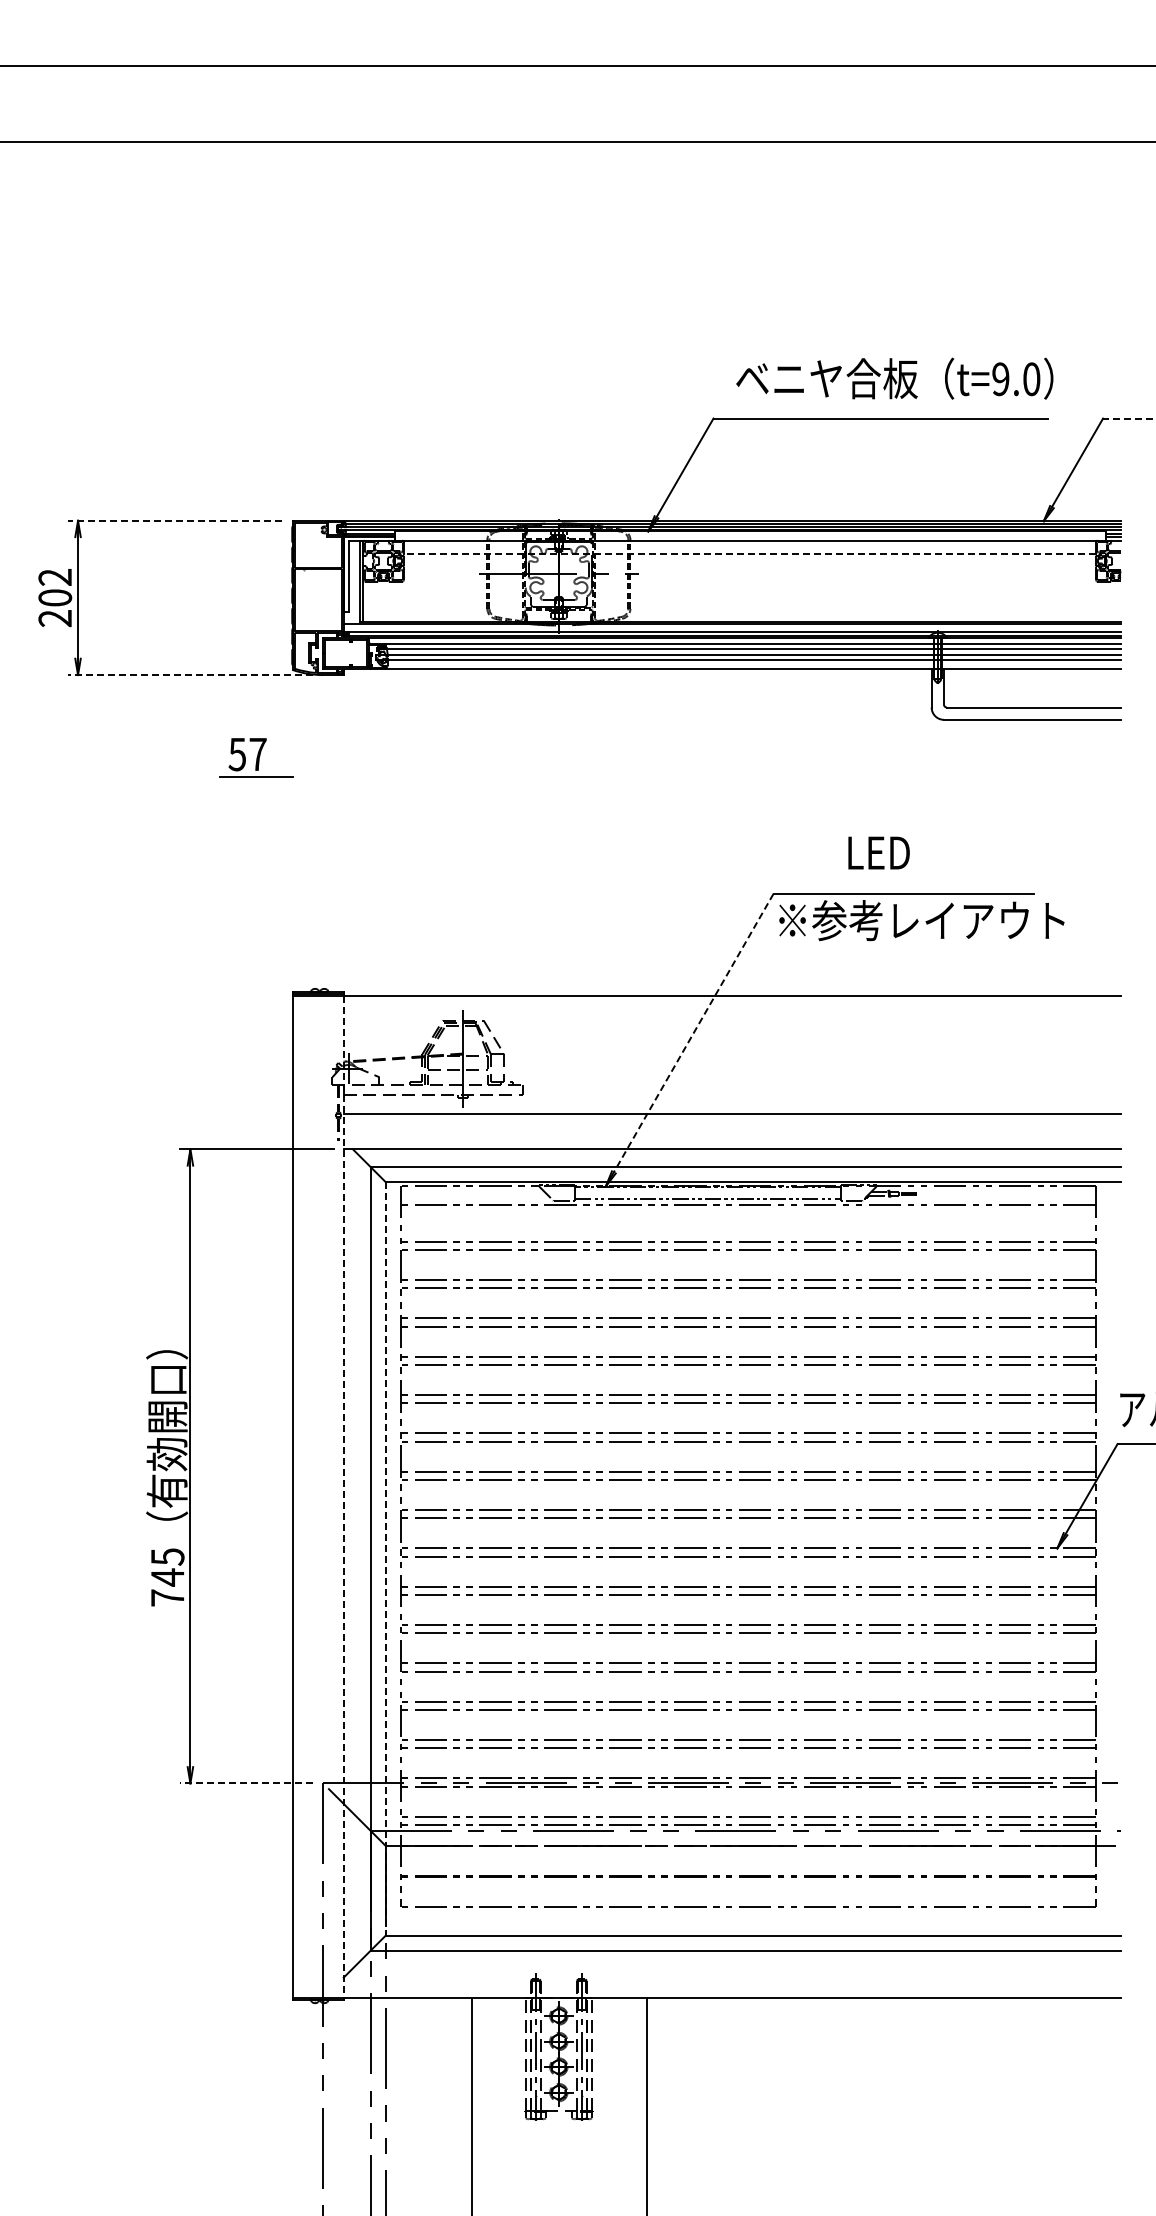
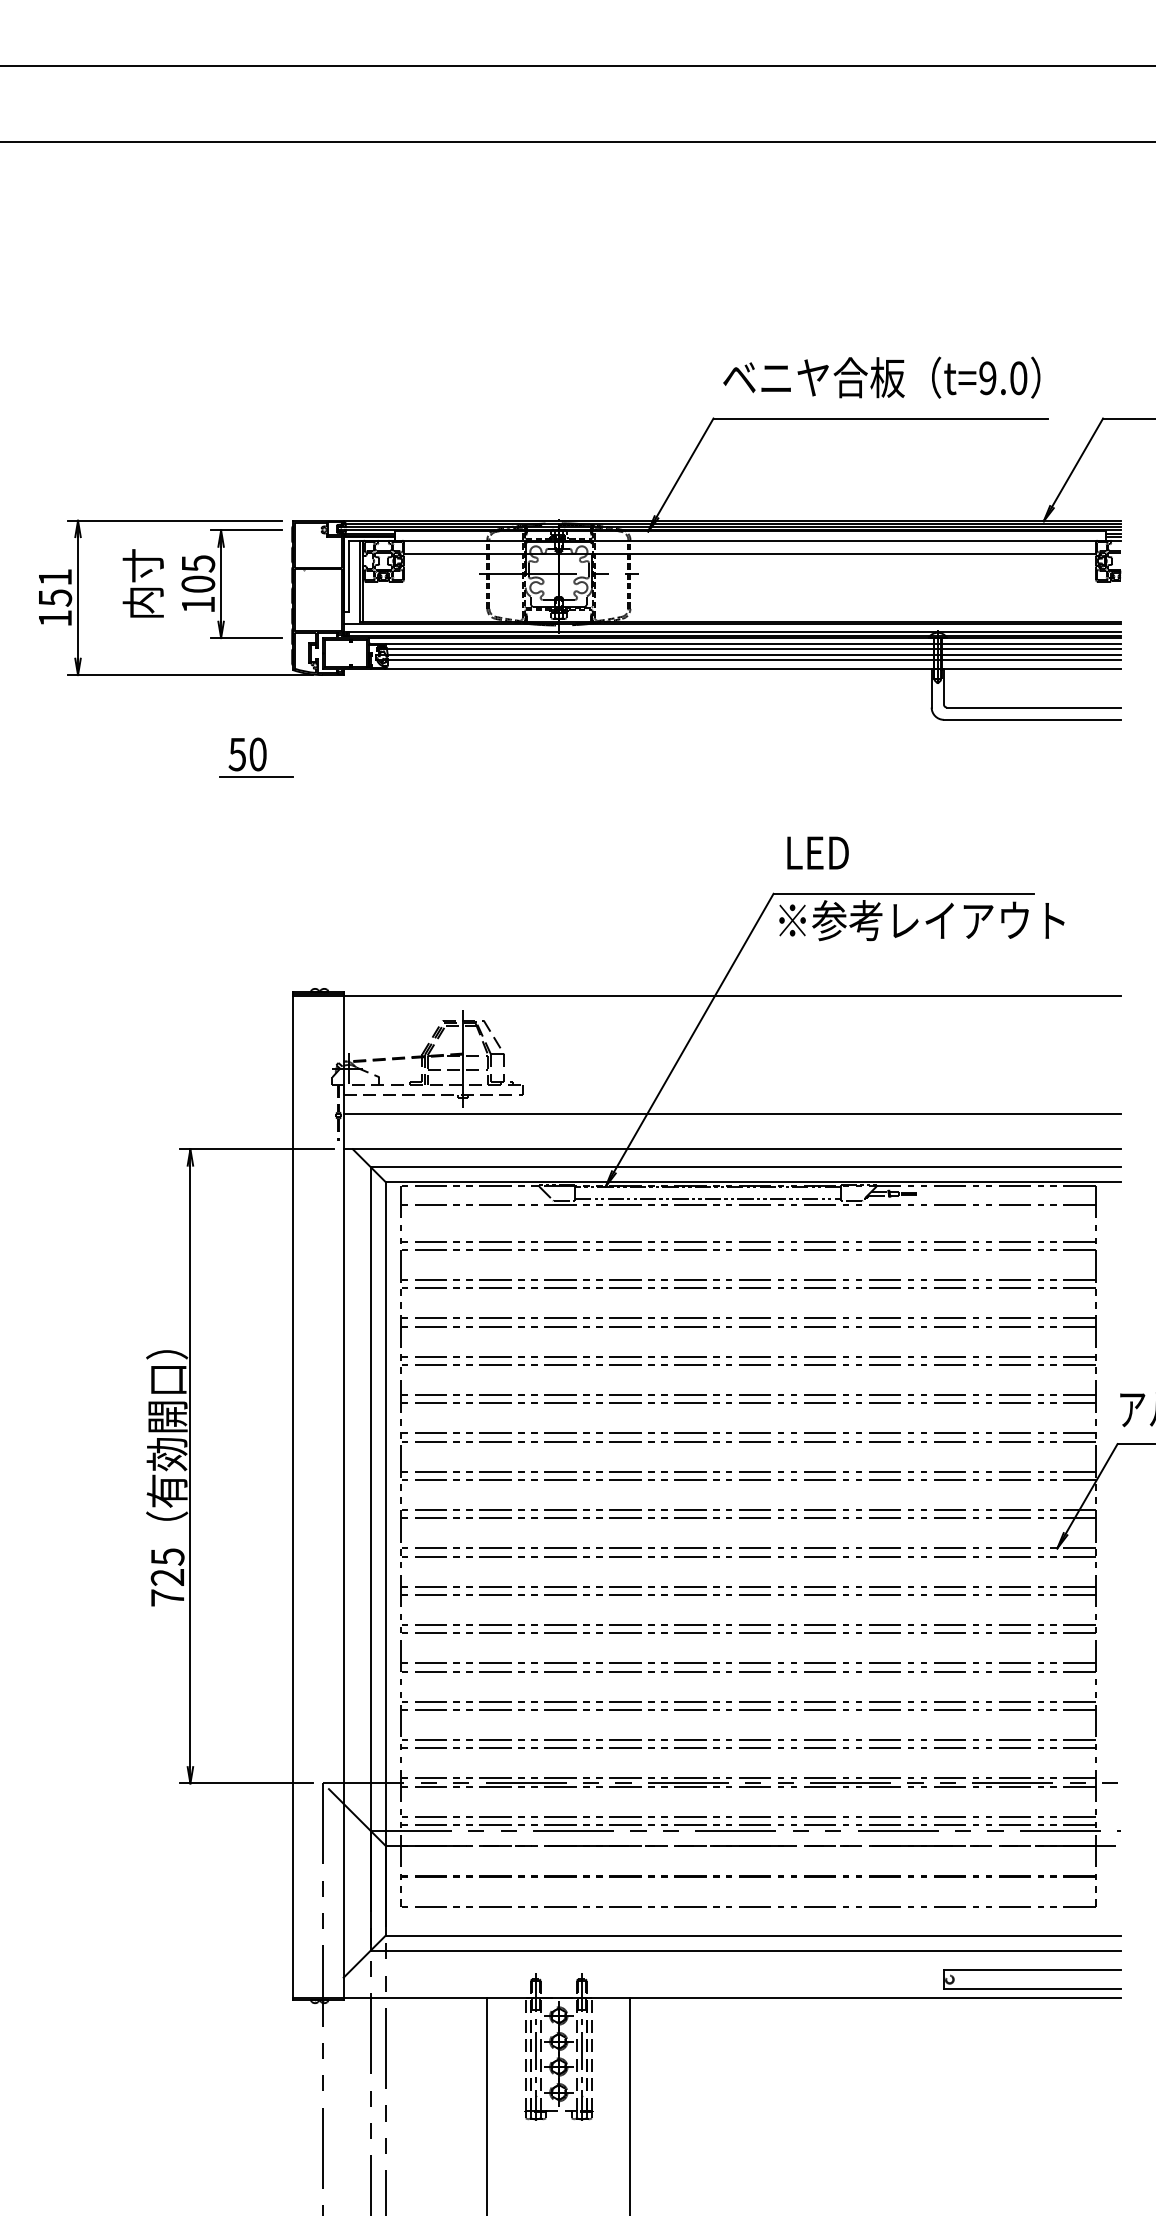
text position: (894, 378) -> (881, 377) (881, 377)
line: dashed -> solid (1129, 418)
line: dashed -> solid (174, 520)
line: dashed -> solid (750, 554)
part: none -> present (202, 583)
text: 202 -> 151 (55, 598)
line: dashed -> solid (189, 675)
text: 57 -> 50 (257, 754)
text position: (878, 852) -> (817, 852) (817, 852)
line: dashed -> solid (693, 1033)
line: dashed -> solid (343, 1497)
line: dashed -> solid (385, 1558)
text: 745 -> 725 (166, 1577)
line: dashed -> solid (246, 1783)
part: none -> present (1032, 1970)
line position: (472, 2105) -> (487, 2105) (487, 2105)
line position: (647, 2105) -> (630, 2105) (630, 2105)
